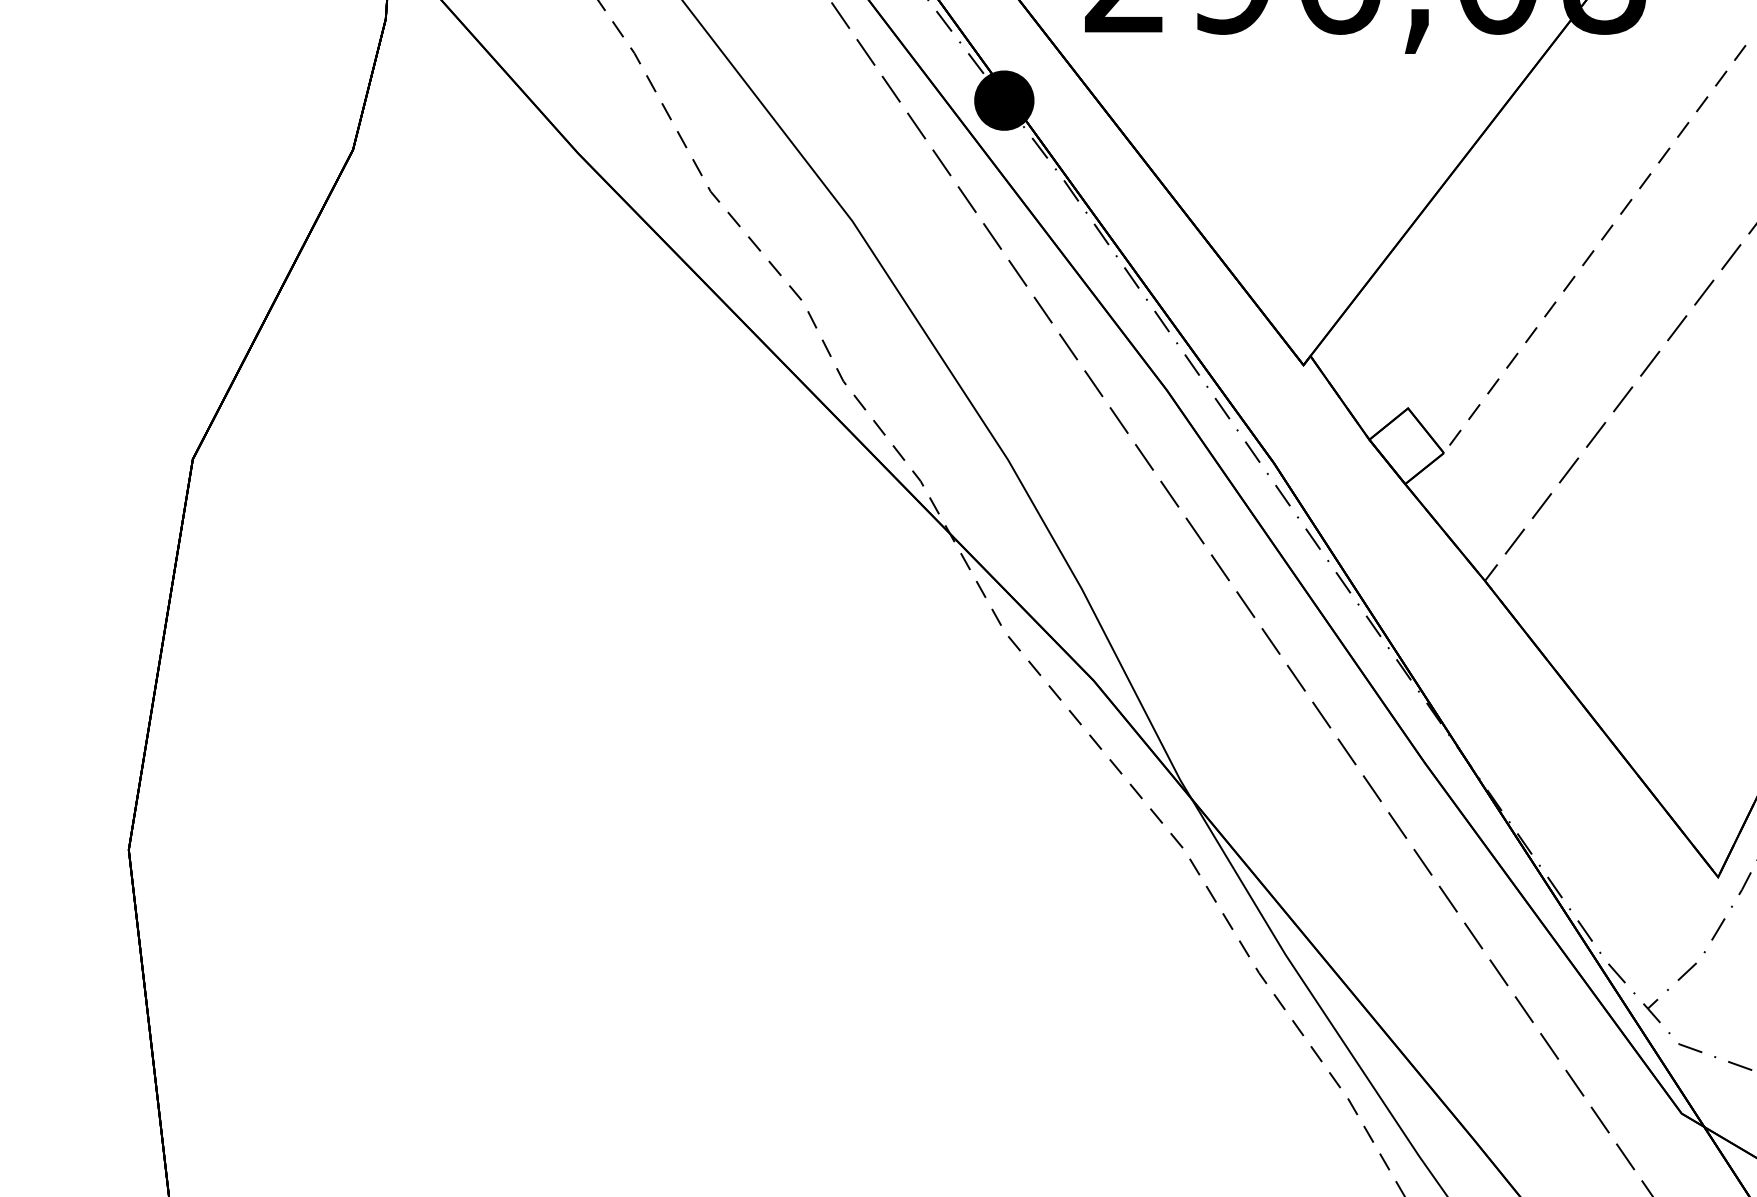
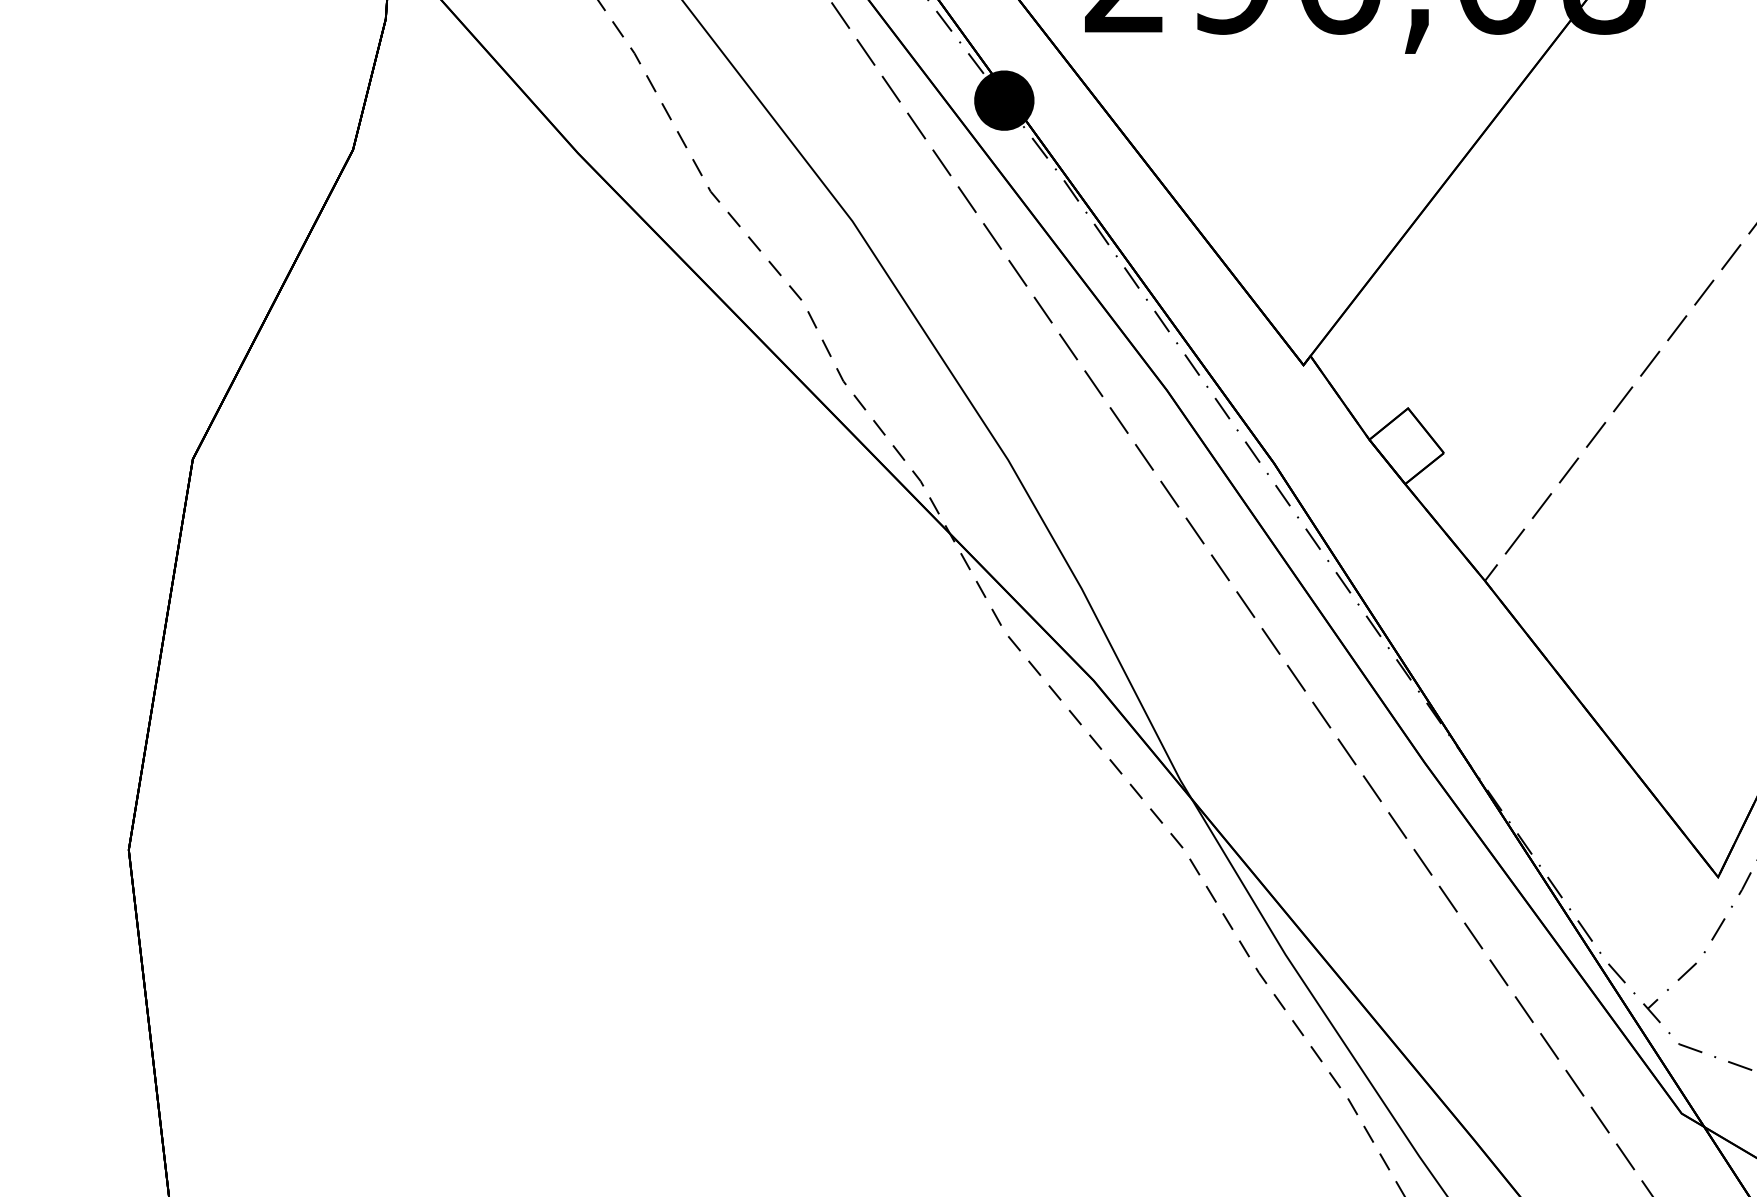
line: present -> none (1594, 250)
